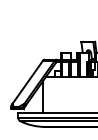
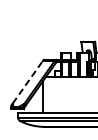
line: solid -> dashed (28, 81)
